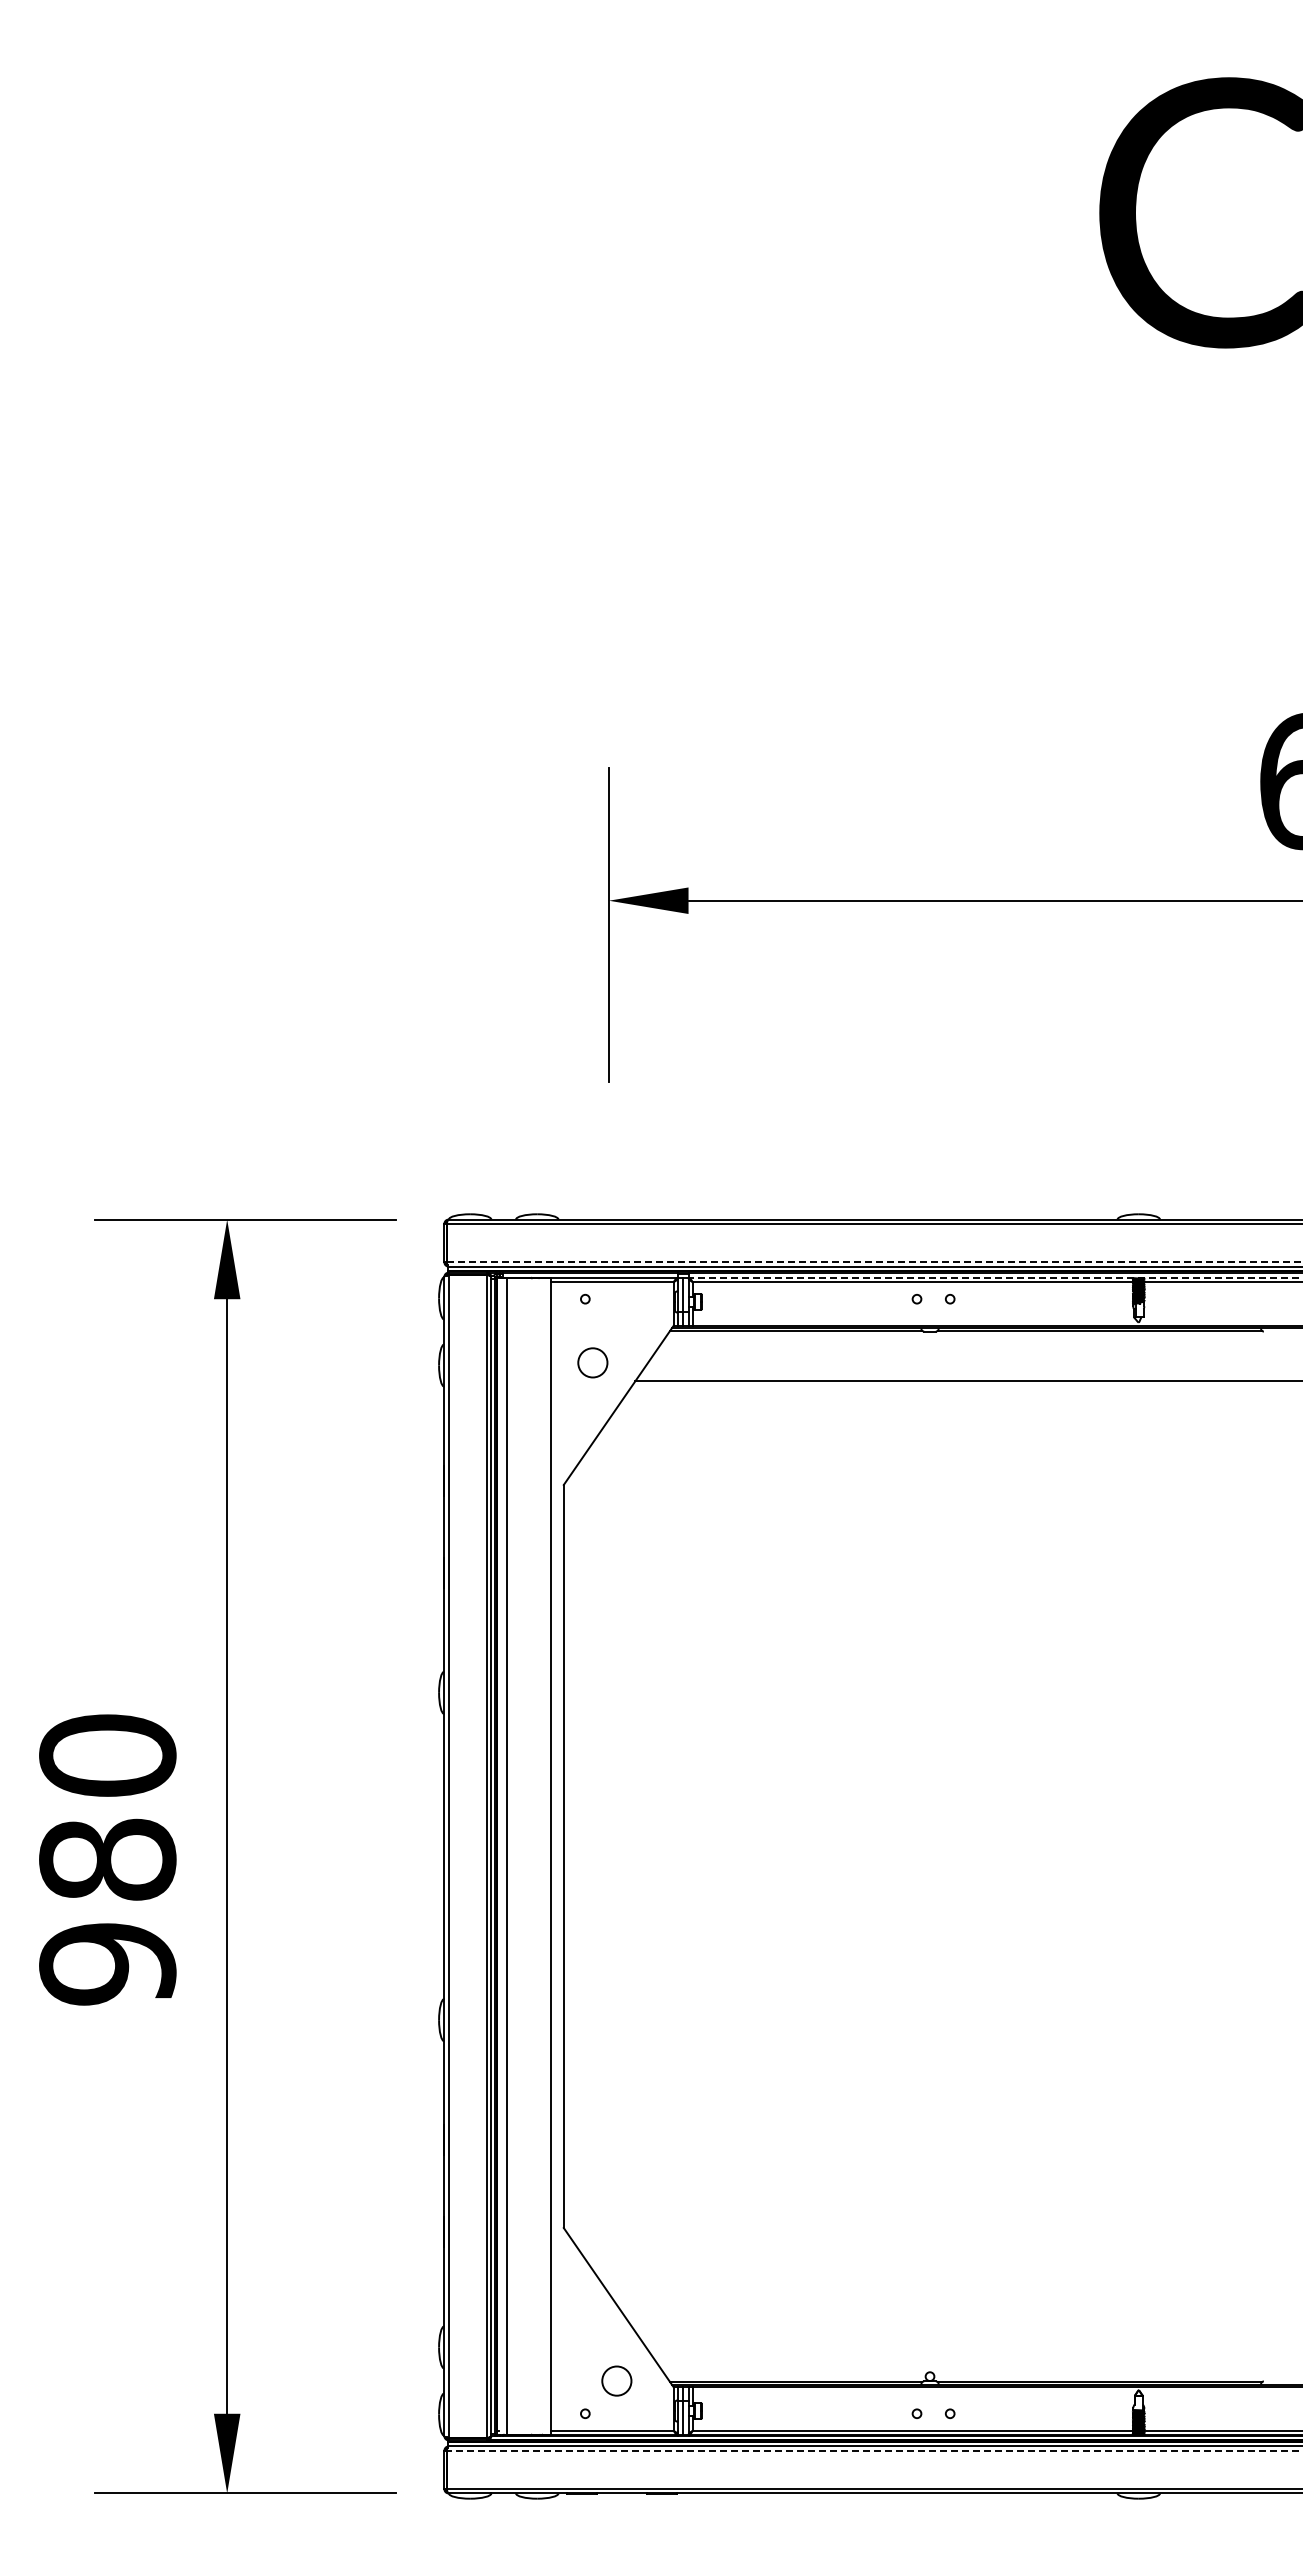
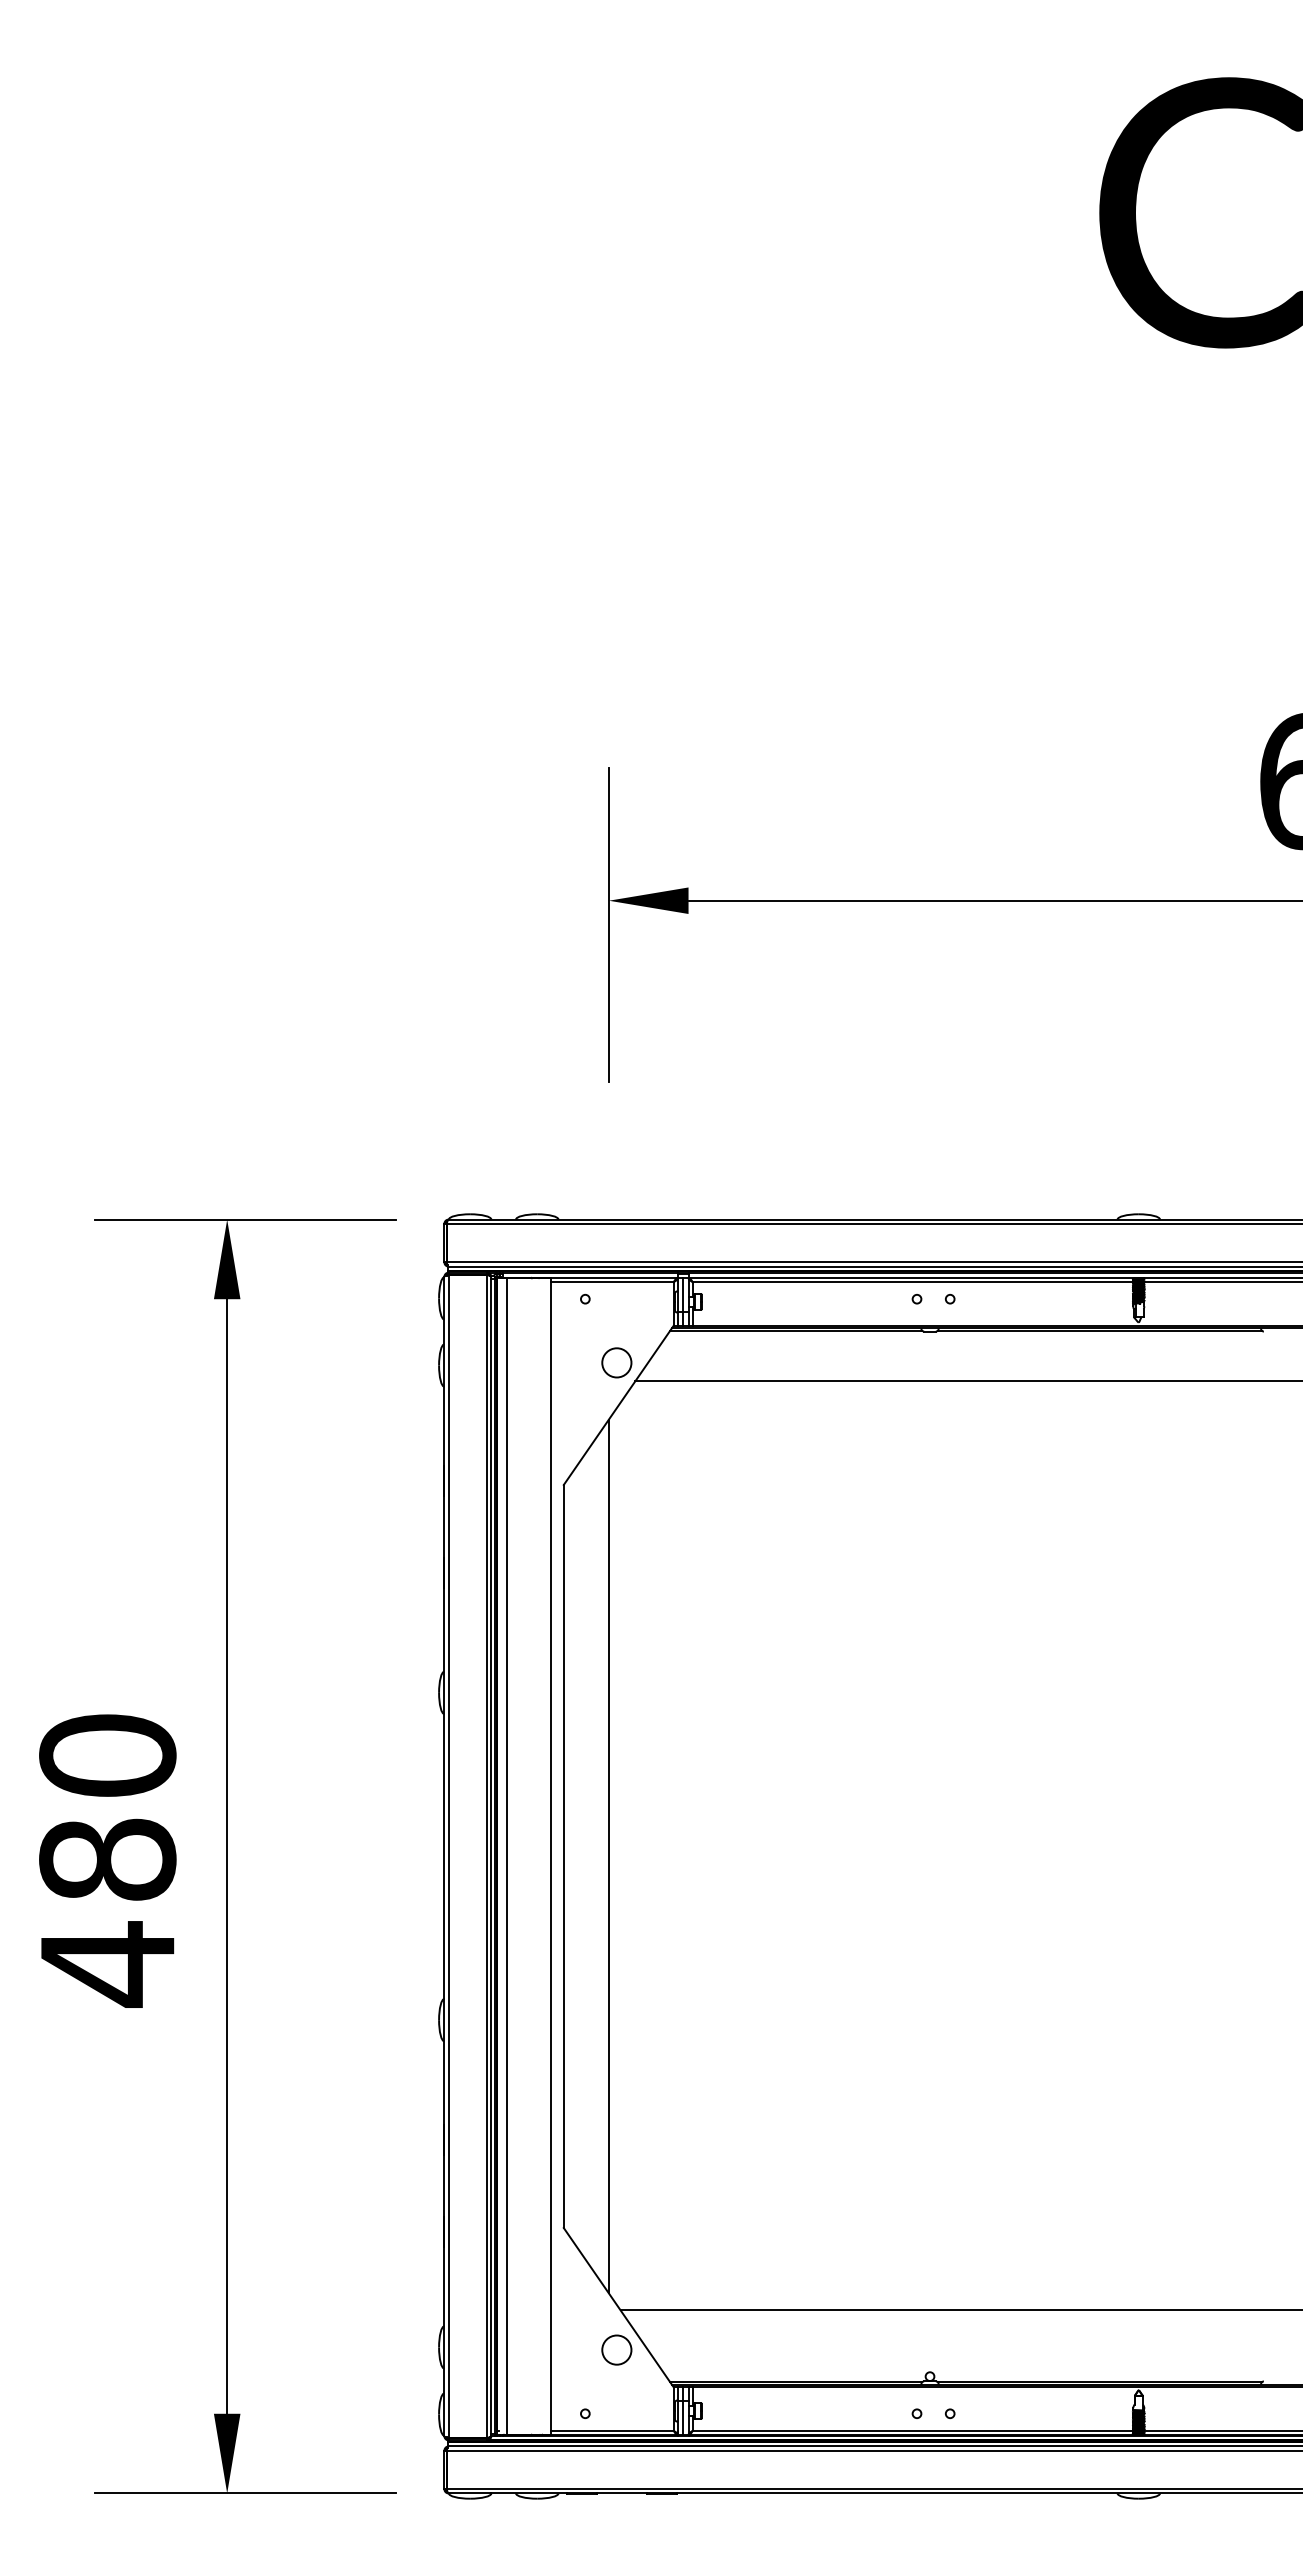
line: dashed -> solid (874, 1262)
line: dashed -> solid (995, 1277)
circle position: (592, 1362) -> (616, 1362) (616, 1362)
line: none -> present (608, 1856)
text: 980 -> 480 (107, 1964)
line: none -> present (959, 2310)
circle position: (616, 2380) -> (616, 2349) (616, 2349)
line: dashed -> solid (874, 2450)
